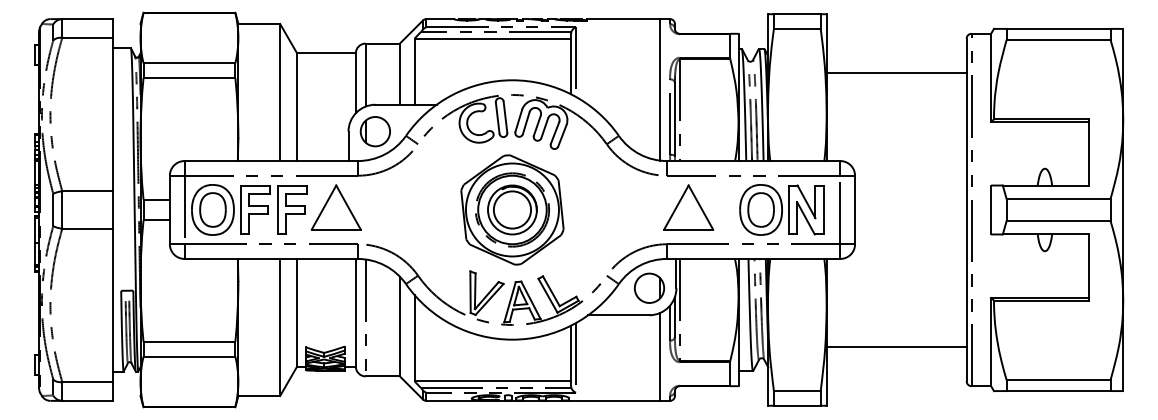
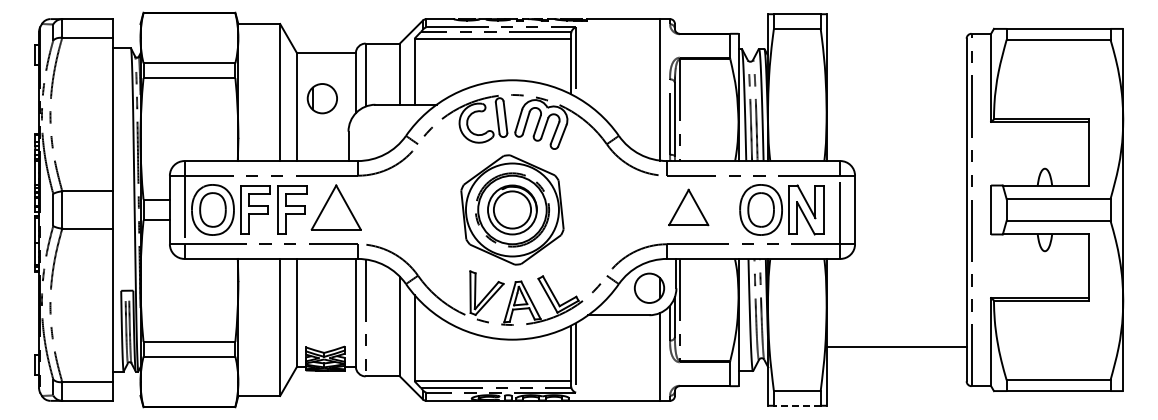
line: present -> none (896, 72)
part position: (374, 131) -> (321, 98) (321, 98)
part size: 52x47 px -> 42x39 px (688, 207)
line: solid -> dashed (796, 405)
